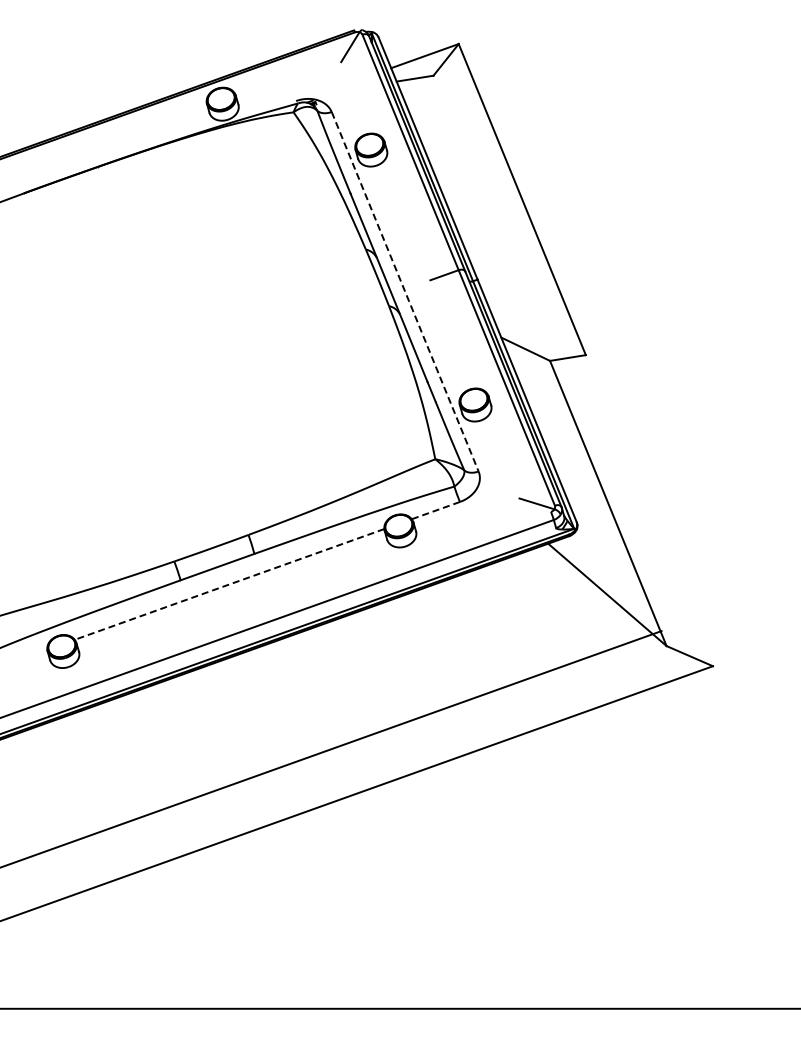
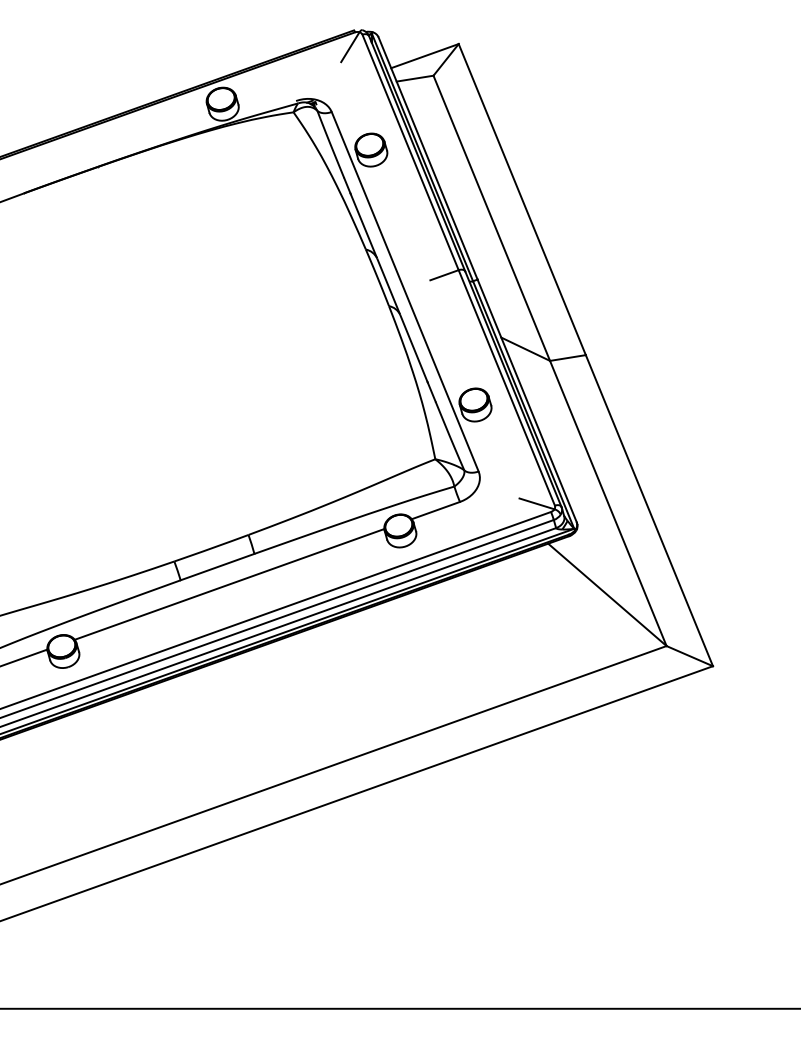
line: none -> present (491, 217)
line: dashed -> solid (405, 292)
line: dashed -> solid (435, 510)
line: none -> present (648, 510)
line: dashed -> solid (229, 584)
line: none -> present (276, 609)
line: none -> present (279, 627)
line: none -> present (24, 657)
line position: (331, 748) -> (334, 764) (334, 764)
